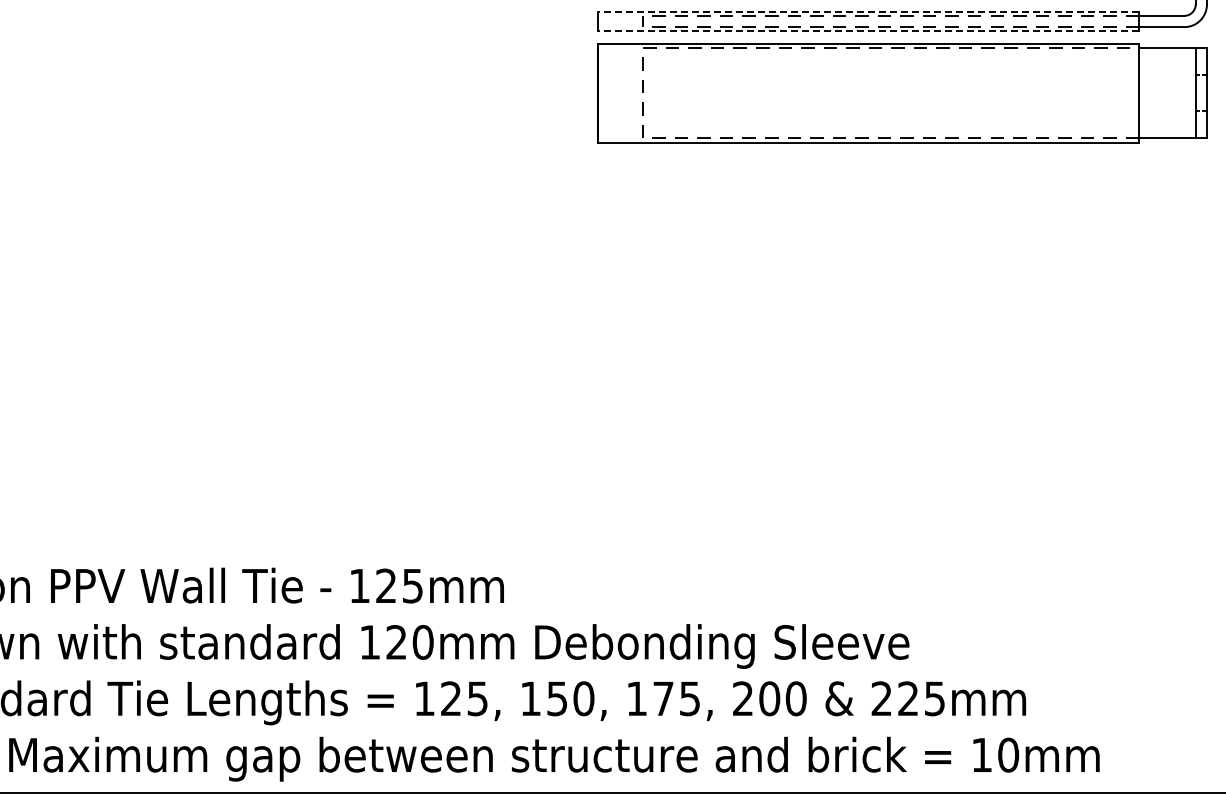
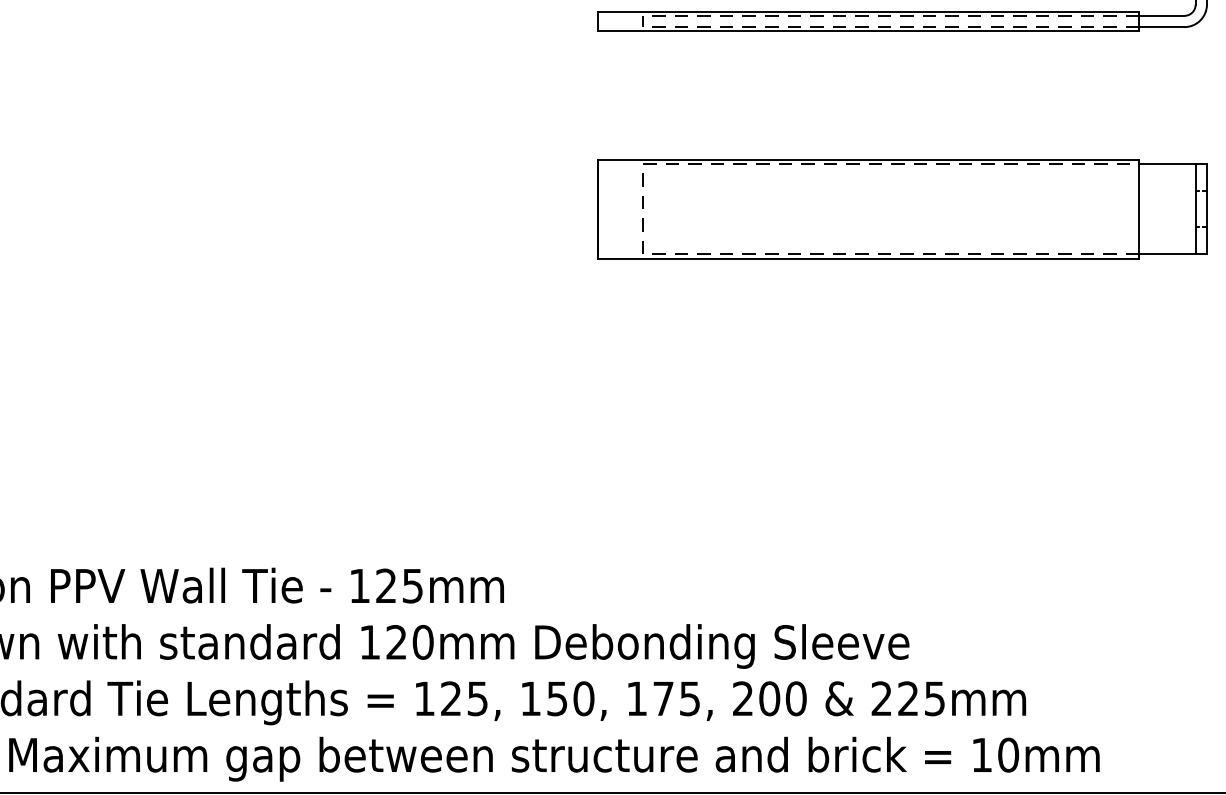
line: dashed -> solid (868, 11)
line: dashed -> solid (868, 31)
part position: (902, 93) -> (902, 209) (902, 209)
